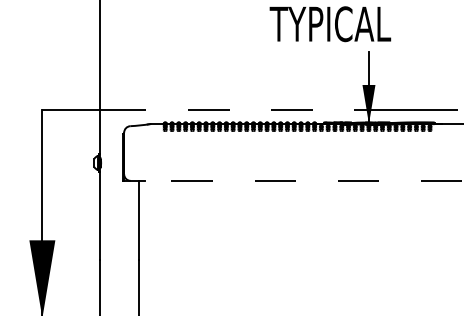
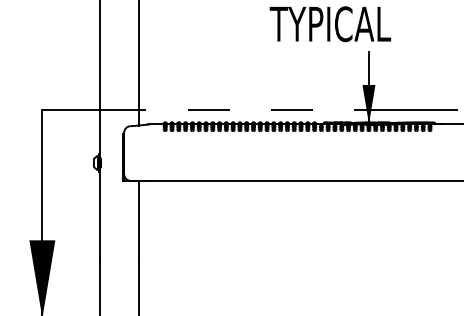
line: none -> present (139, 63)
line: dashed -> solid (296, 180)
